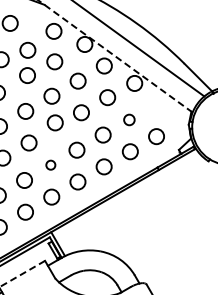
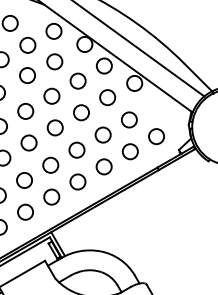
circle position: (27, 49) -> (27, 44) (27, 44)
line: dashed -> solid (115, 56)
circle size: 13x14 px -> 17x18 px (129, 119)
circle position: (54, 122) -> (54, 127) (54, 127)
circle size: 12x12 px -> 18x18 px (50, 164)
line: dashed -> solid (22, 273)
